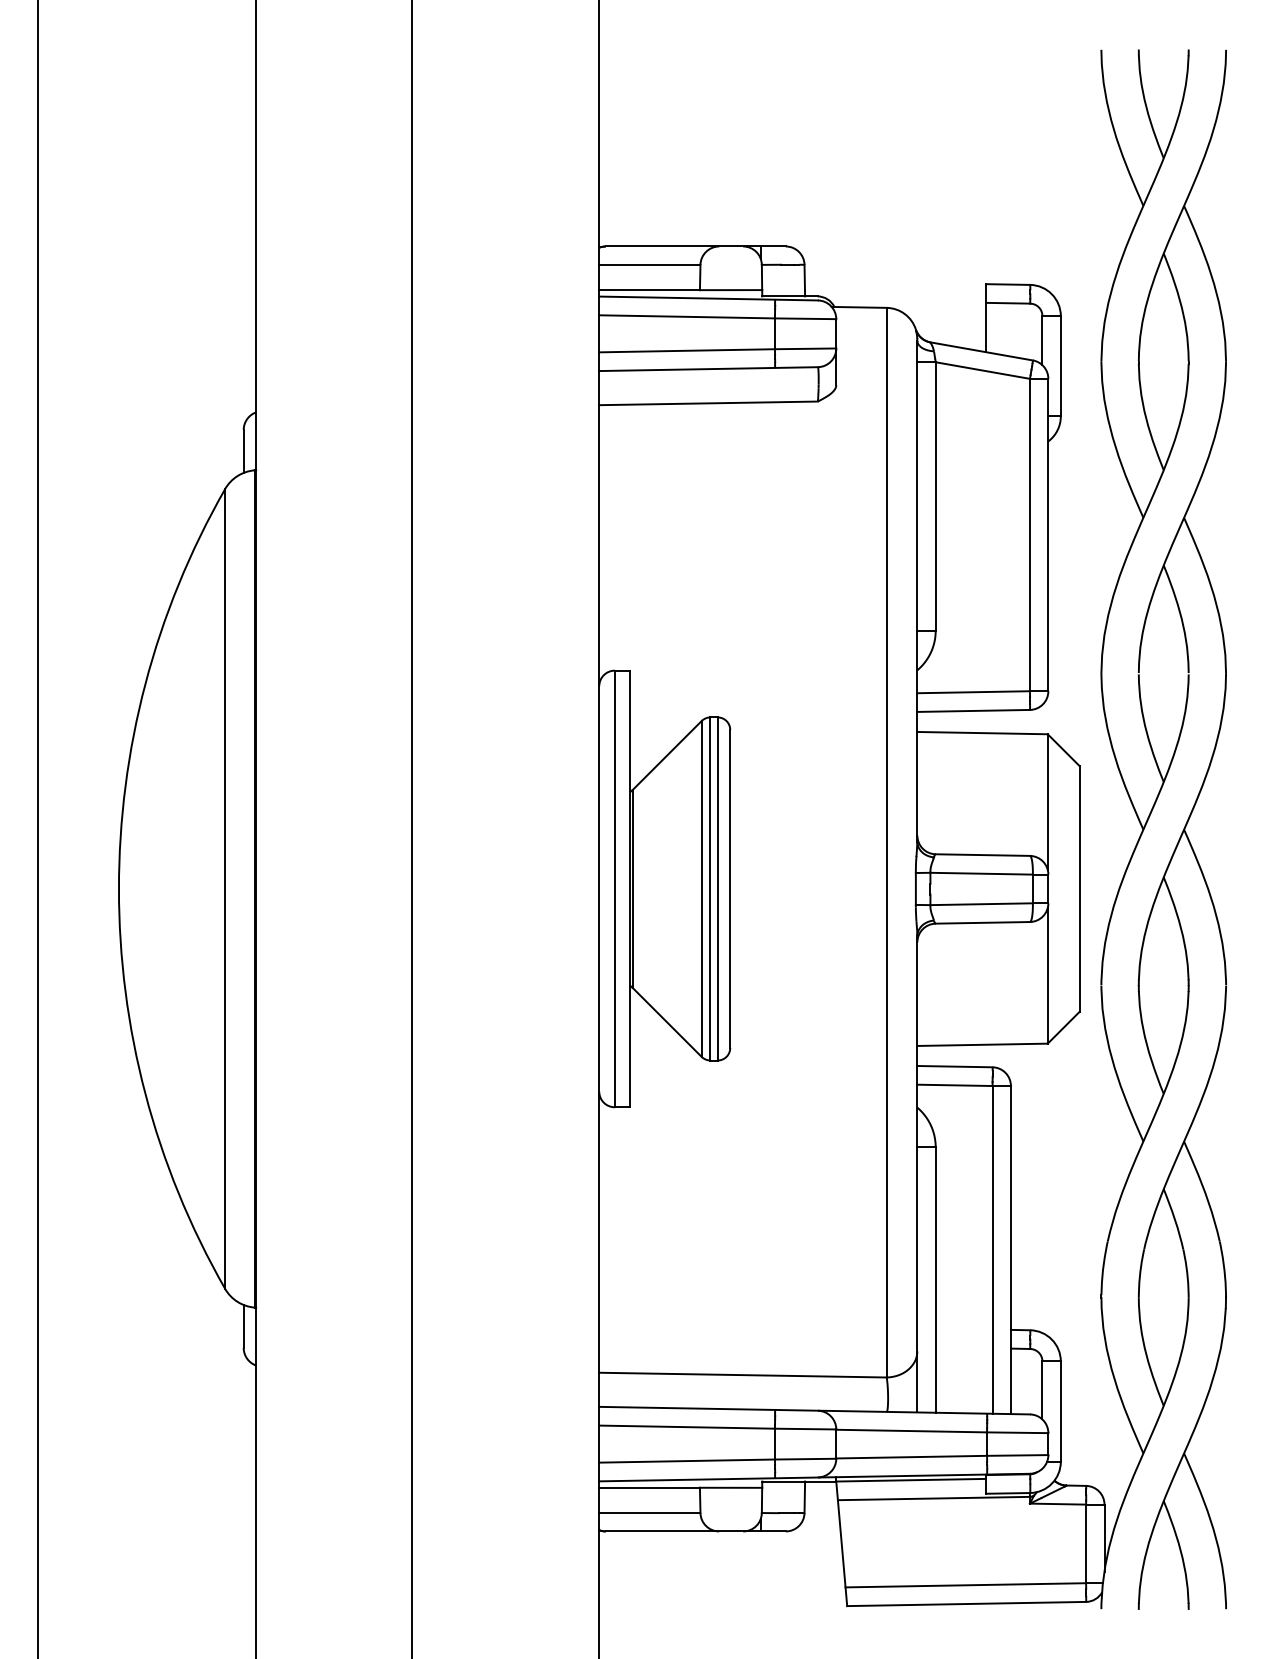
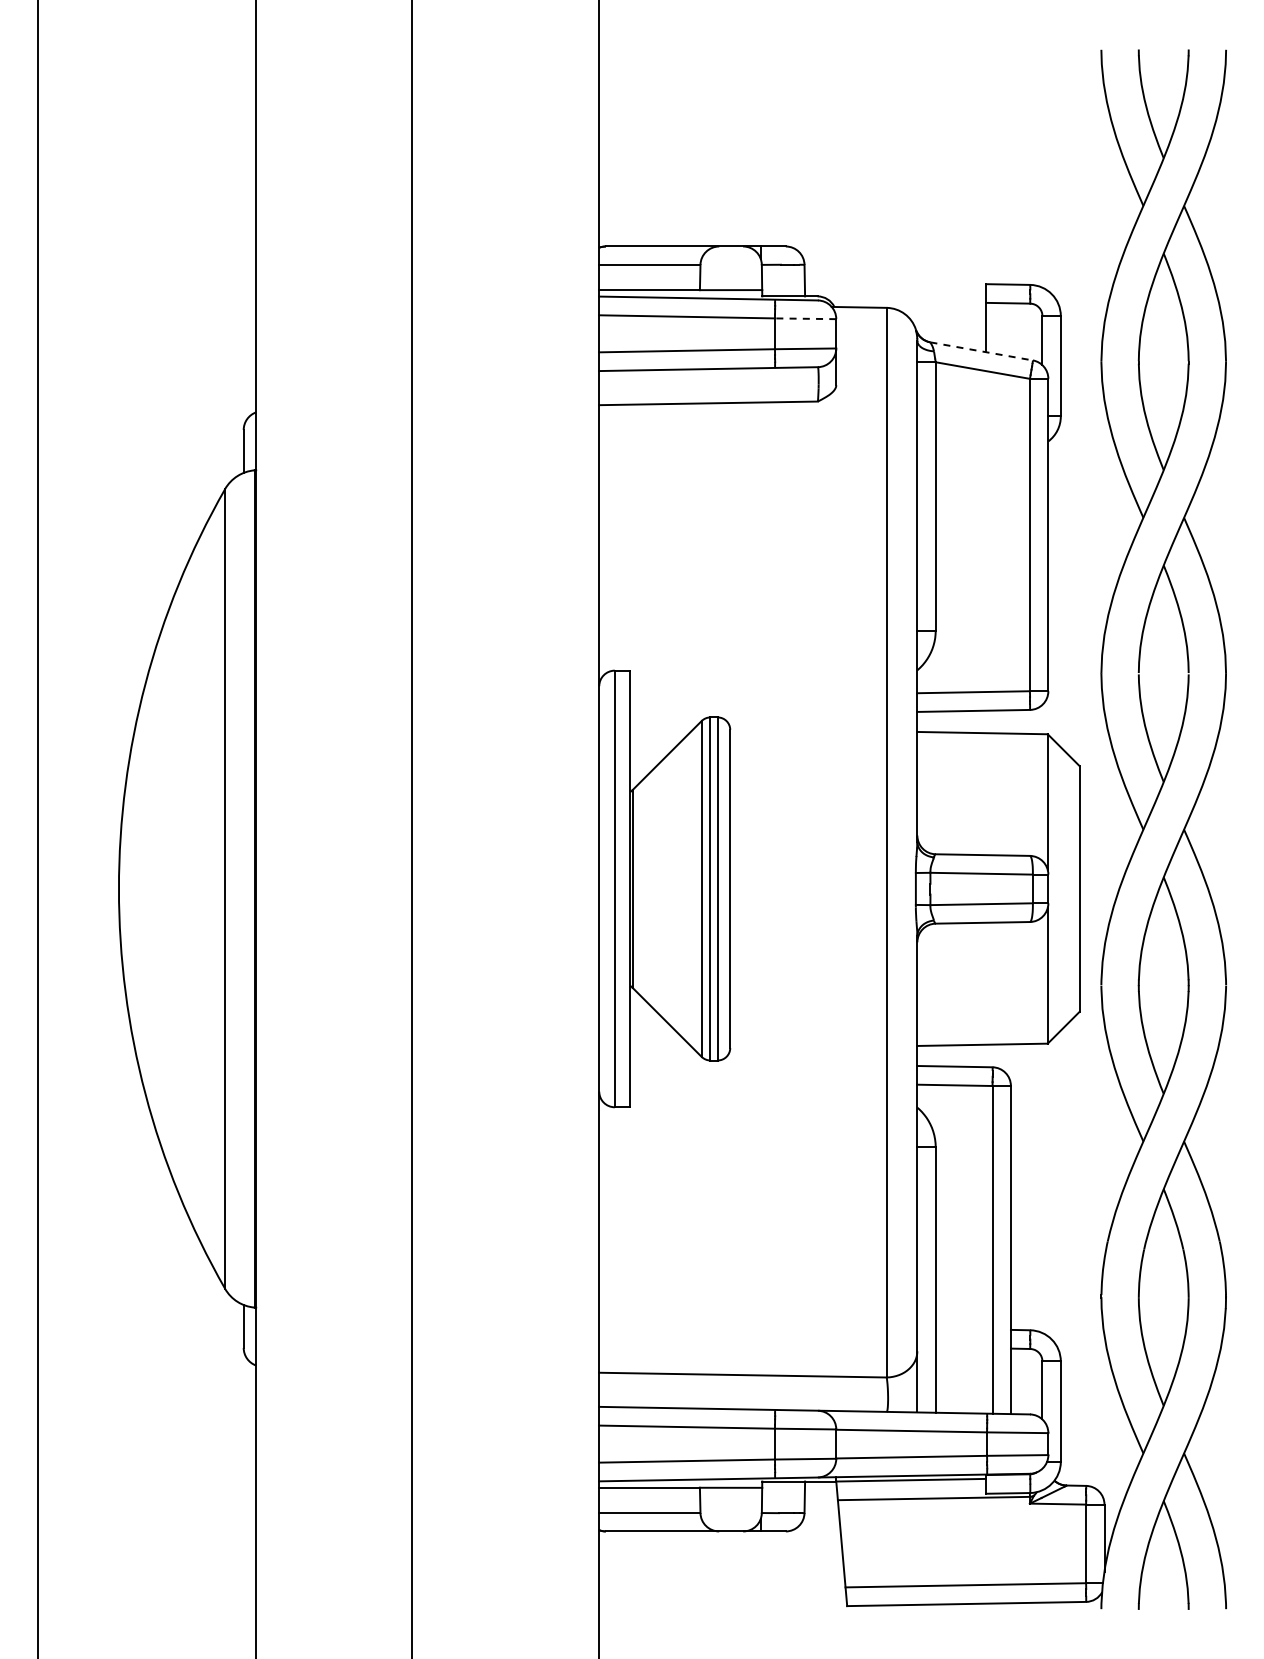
line: solid -> dashed (805, 318)
line: solid -> dashed (982, 351)
